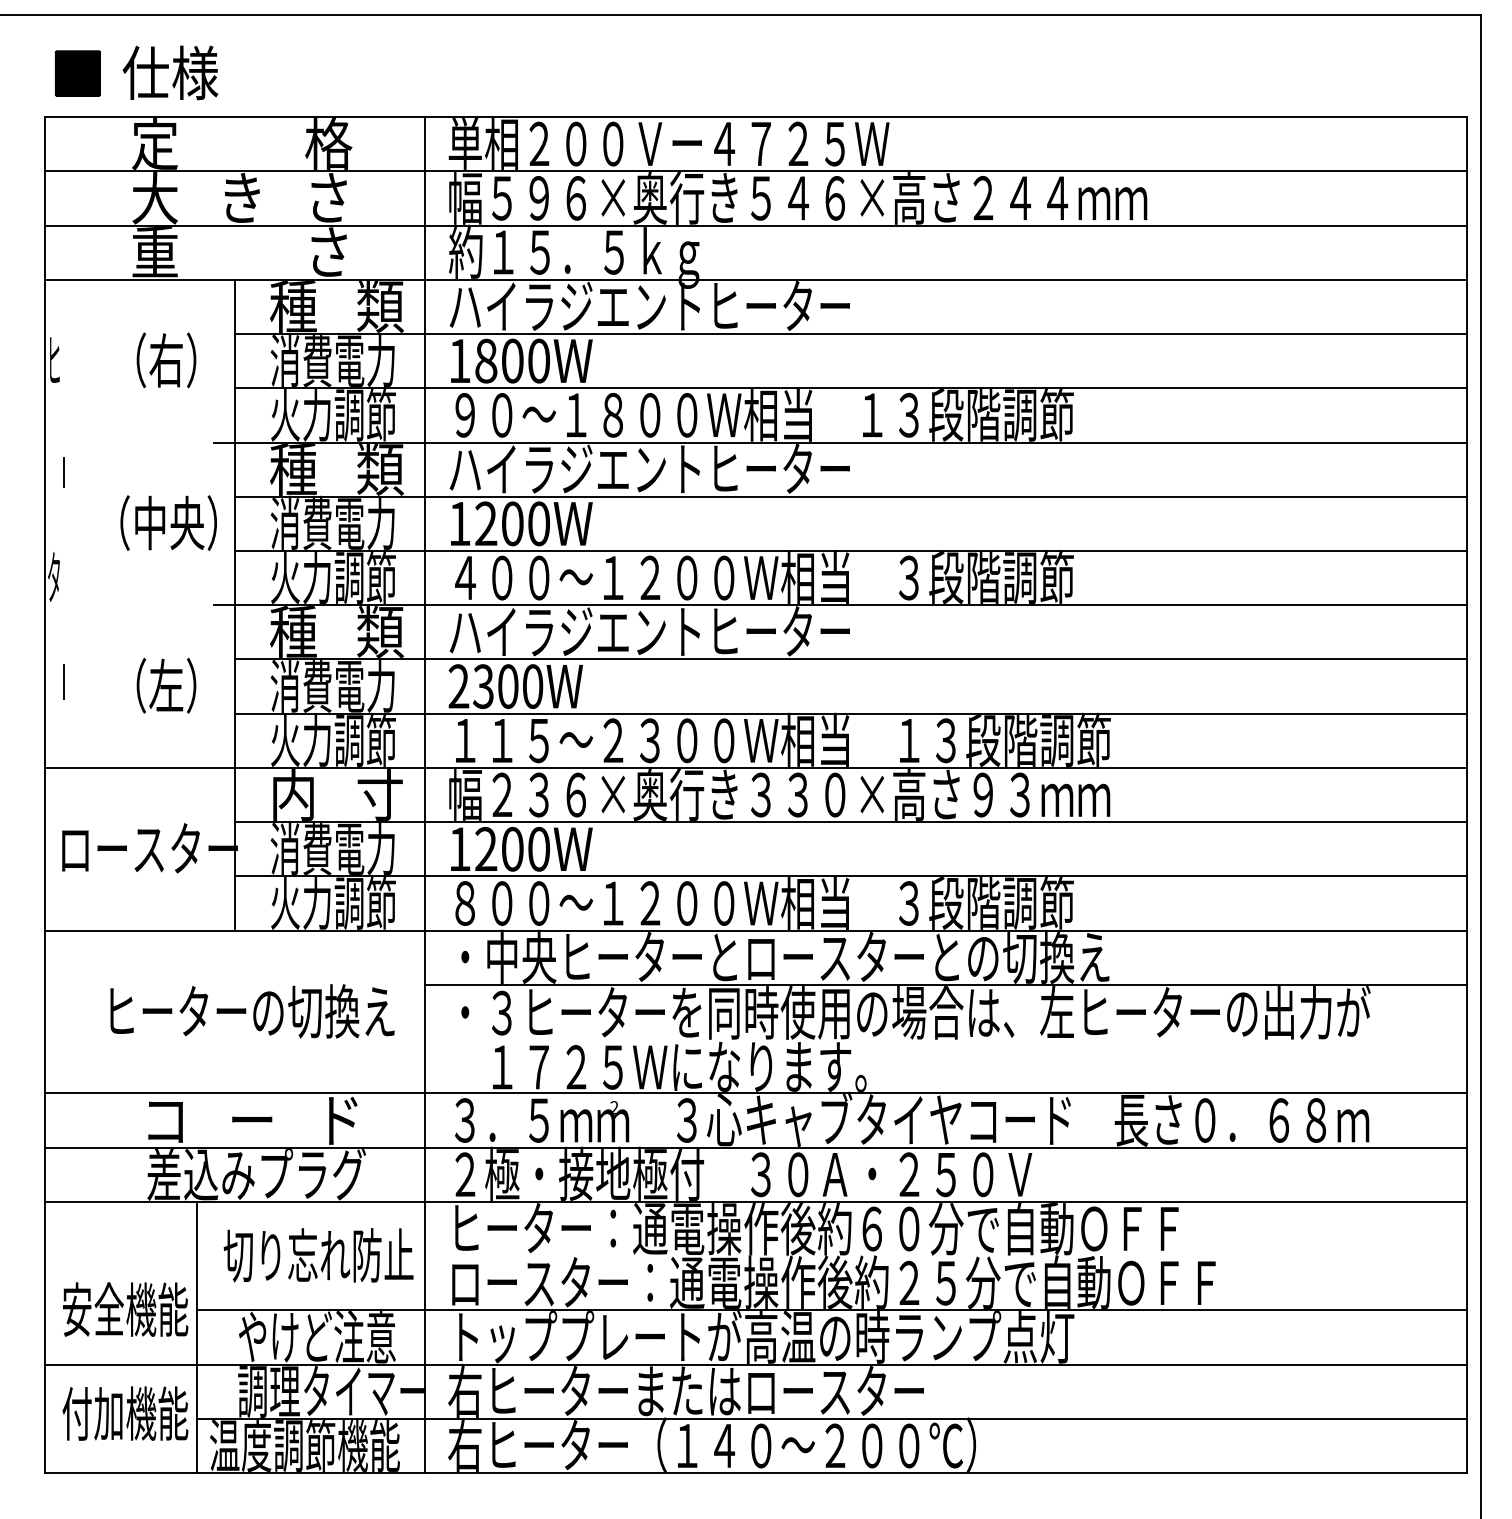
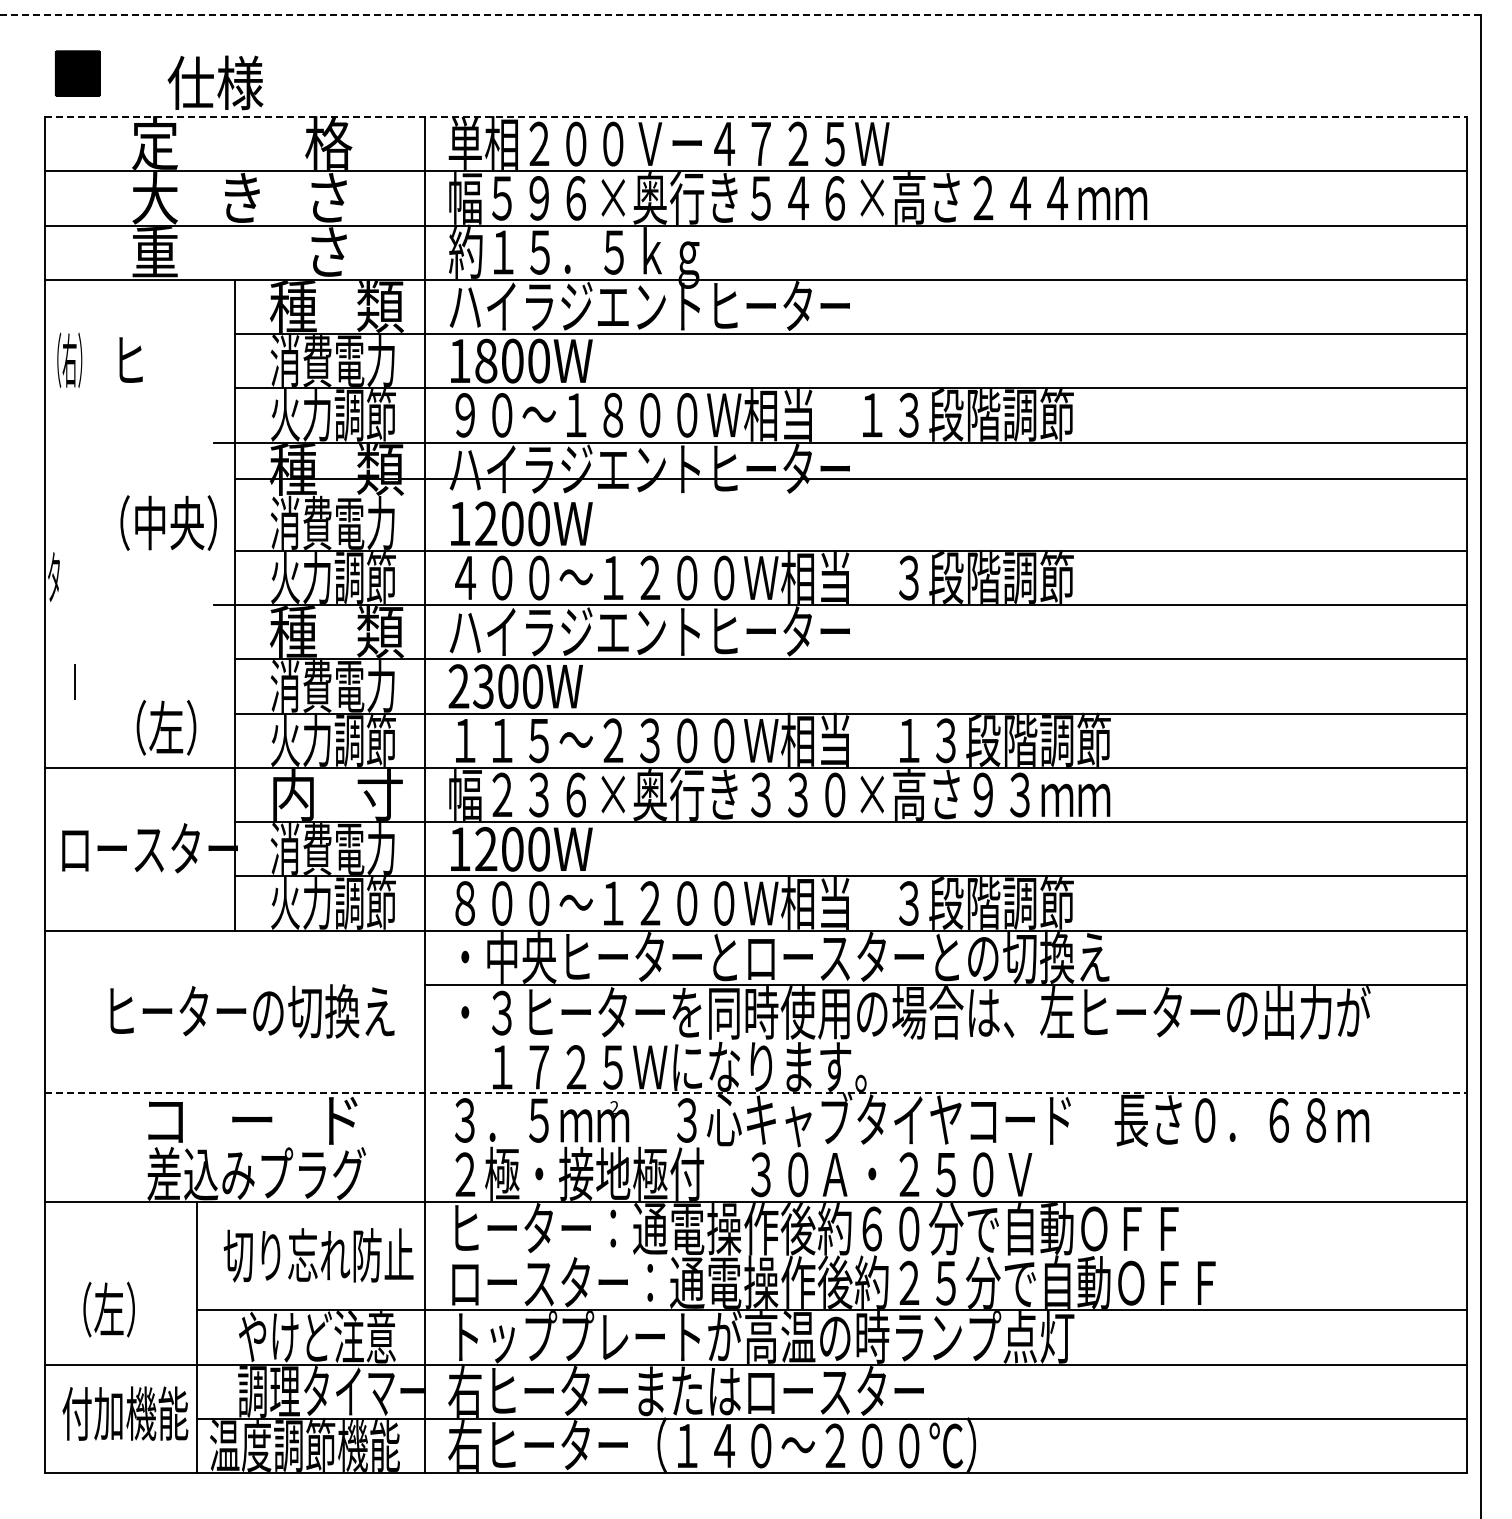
line: solid -> dashed (740, 15)
text position: (170, 72) -> (215, 82) (215, 82)
line: solid -> dashed (756, 117)
text: ヒ -> （右） (66, 360)
text: （右） -> ヒ (157, 360)
line: present -> none (63, 471)
line position: (850, 496) -> (850, 478) (850, 478)
line position: (63, 681) -> (74, 681) (74, 681)
text position: (166, 685) -> (166, 727) (166, 727)
line: solid -> dashed (756, 1093)
line: present -> none (755, 1147)
text: 安全機能 -> （左） (125, 1309)
